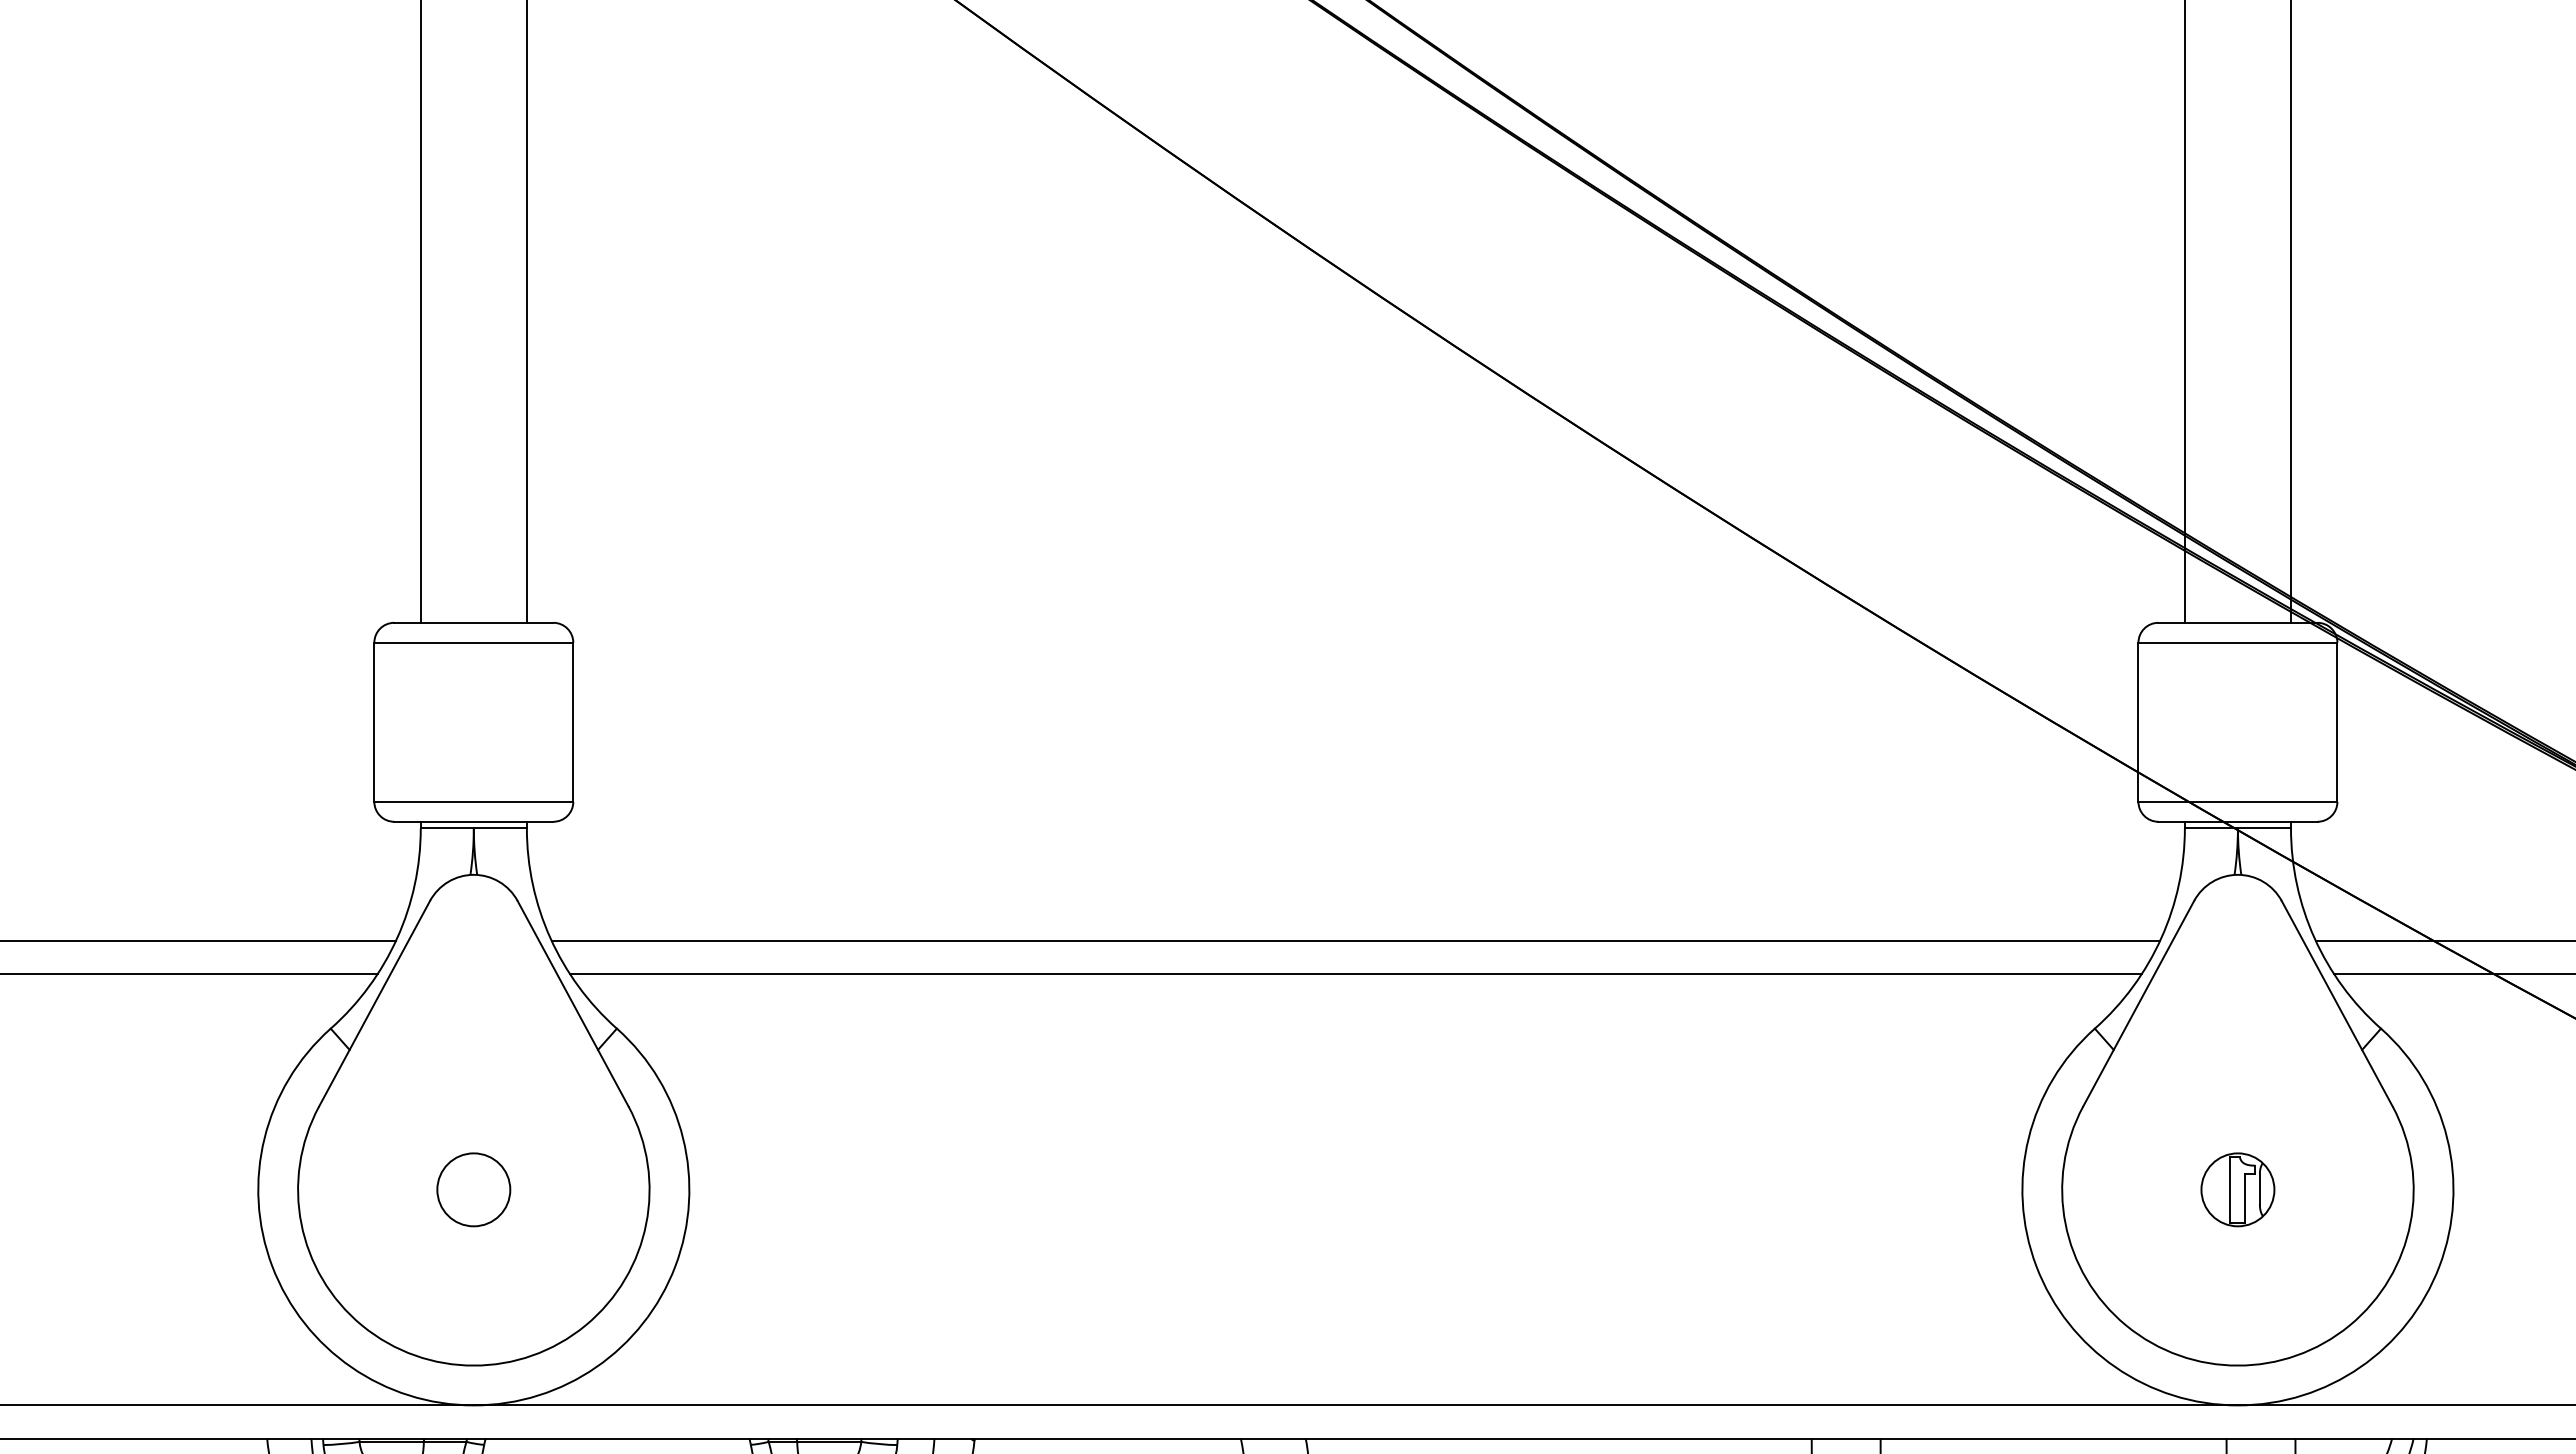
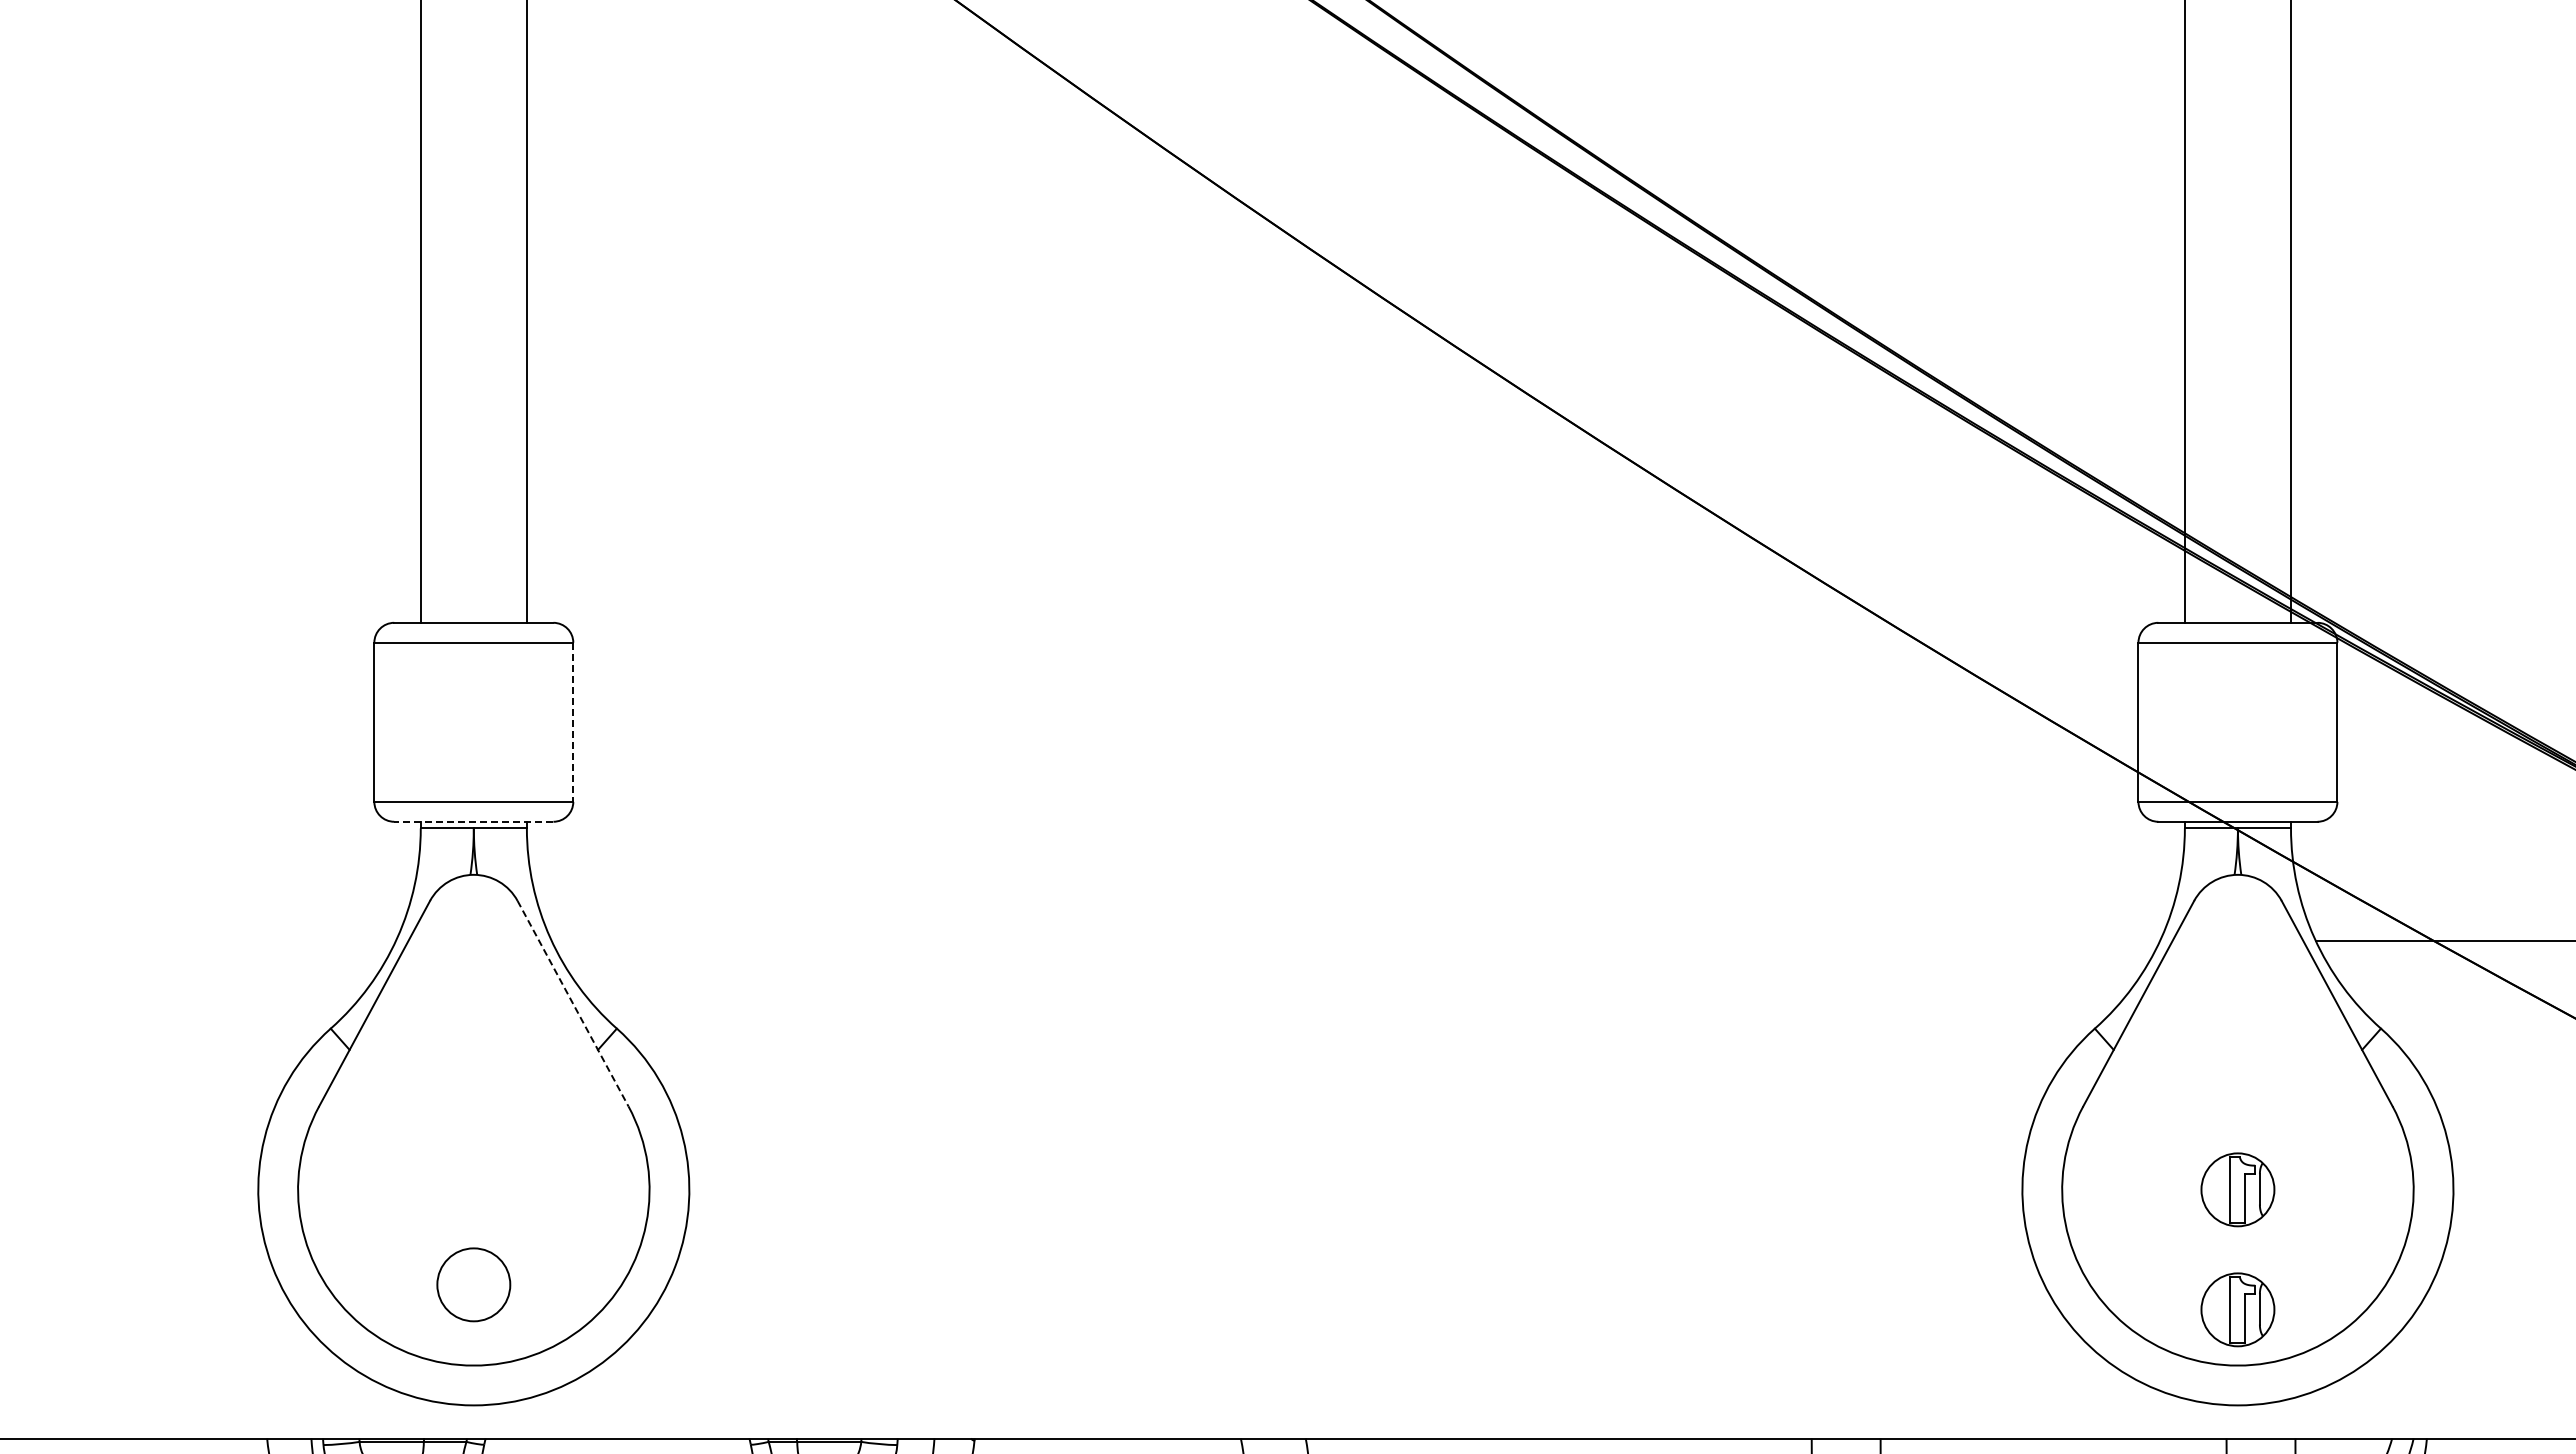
line: solid -> dashed (573, 722)
line: solid -> dashed (473, 821)
line: present -> none (198, 941)
line: present -> none (1355, 941)
line: present -> none (189, 974)
line: present -> none (1355, 974)
line: present -> none (2453, 974)
line: solid -> dashed (573, 1003)
circle position: (473, 1189) -> (473, 1284) (473, 1284)
part: none -> present (2237, 1309)
line: present -> none (1287, 1405)
